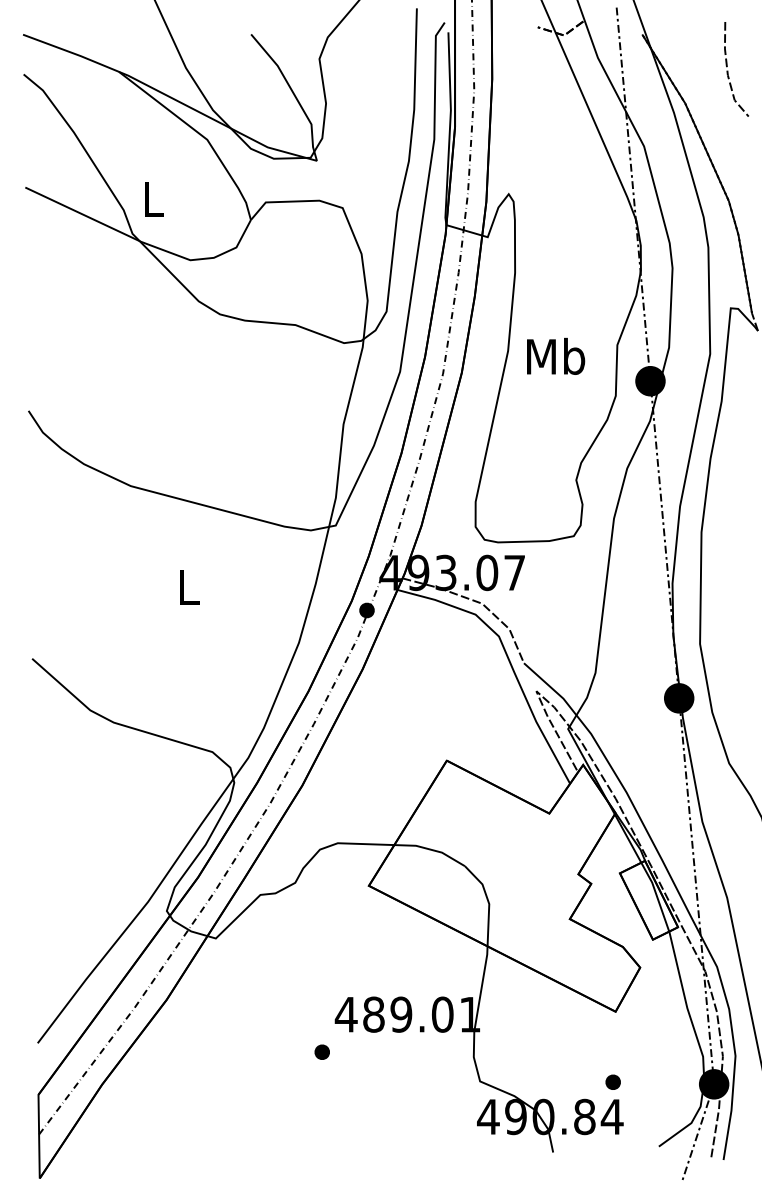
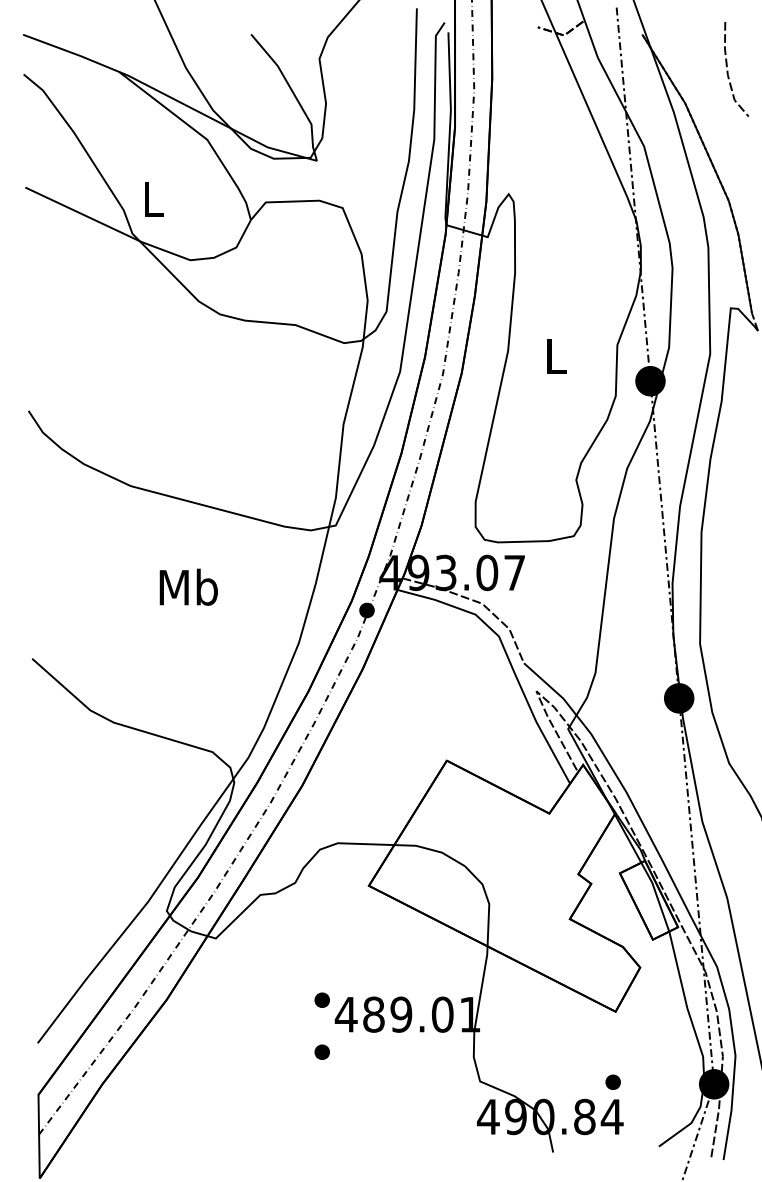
text: Mb -> L (556, 355)
text: L -> Mb (188, 586)
part: none -> present (321, 999)
